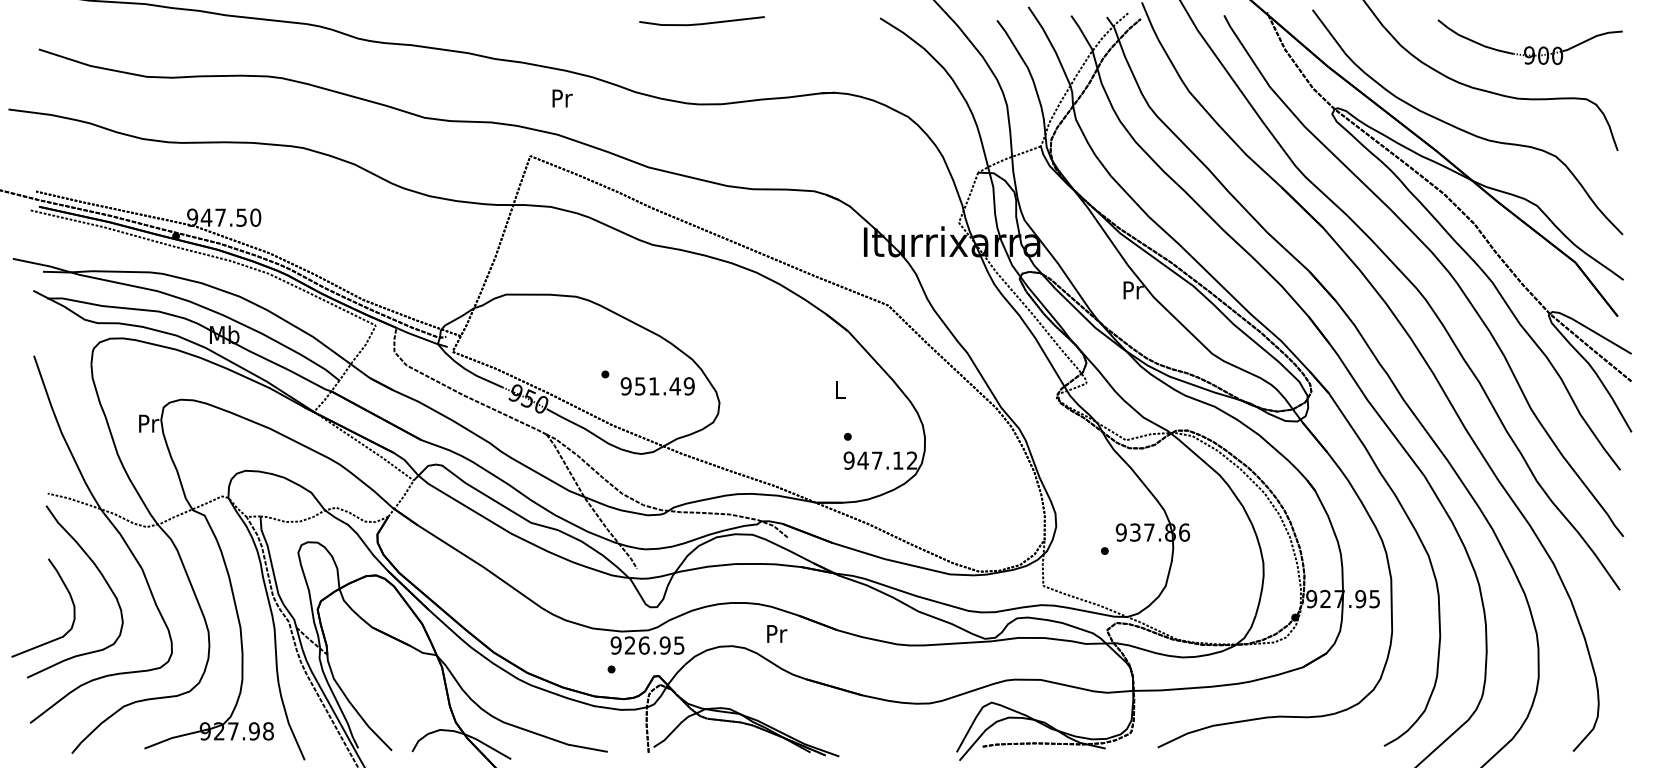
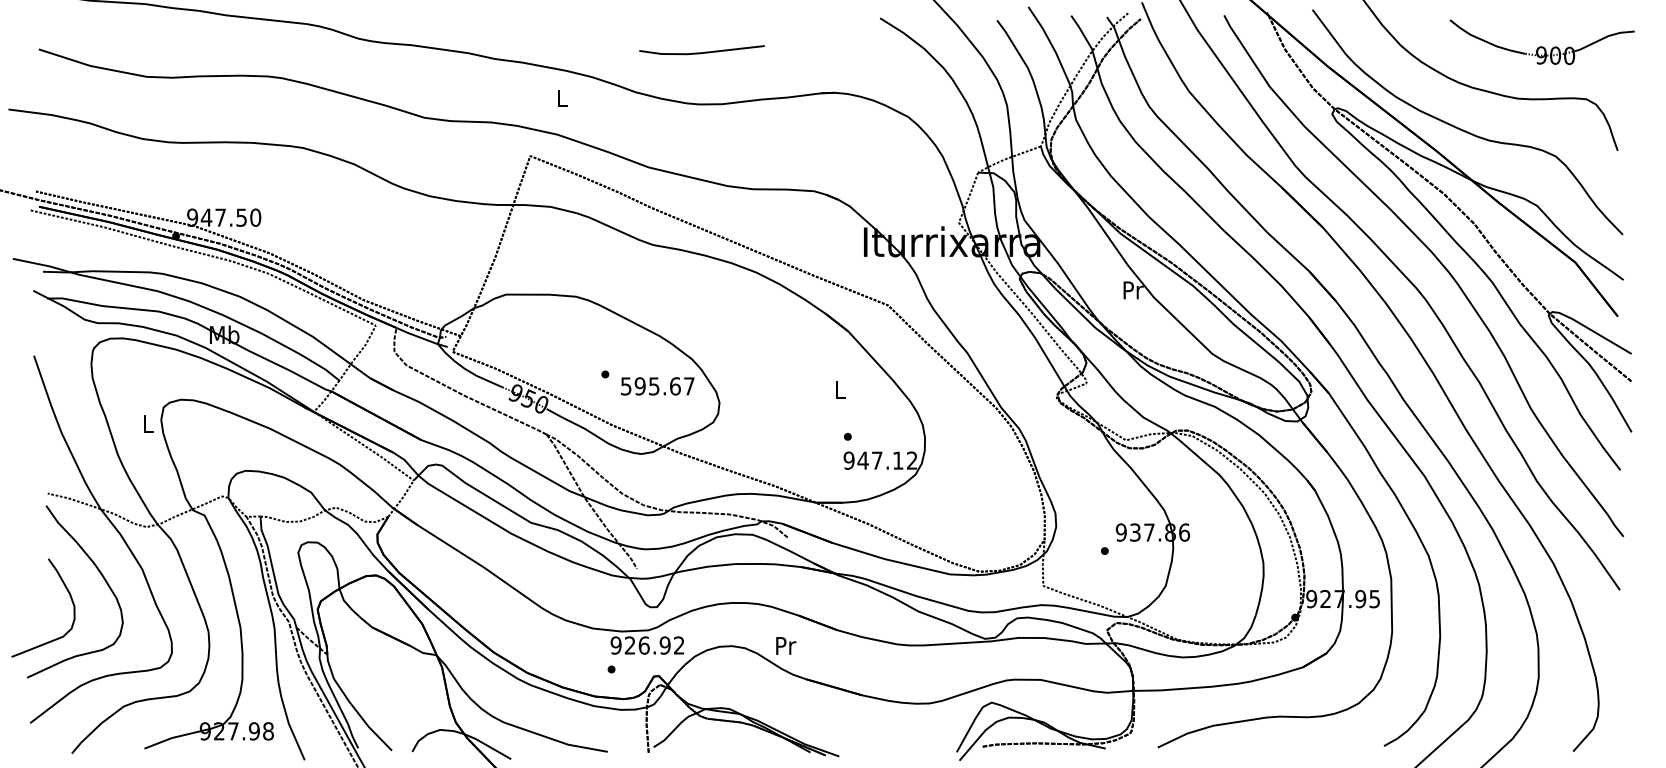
line position: (701, 23) -> (701, 52) (701, 52)
part position: (1529, 42) -> (1541, 42) (1541, 42)
text: Pr -> L (562, 98)
text: 951.49 -> 595.67 (657, 386)
text: Pr -> L (149, 423)
text position: (777, 633) -> (786, 645) (786, 645)
text: 926.95 -> 926.92 (679, 645)
